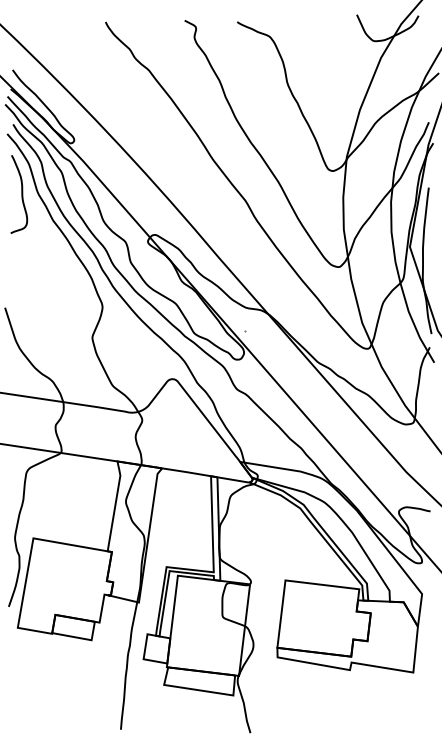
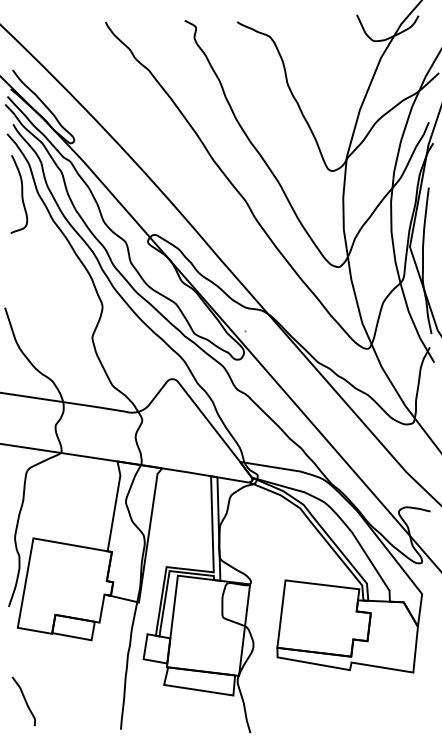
curve: none -> present (24, 701)
